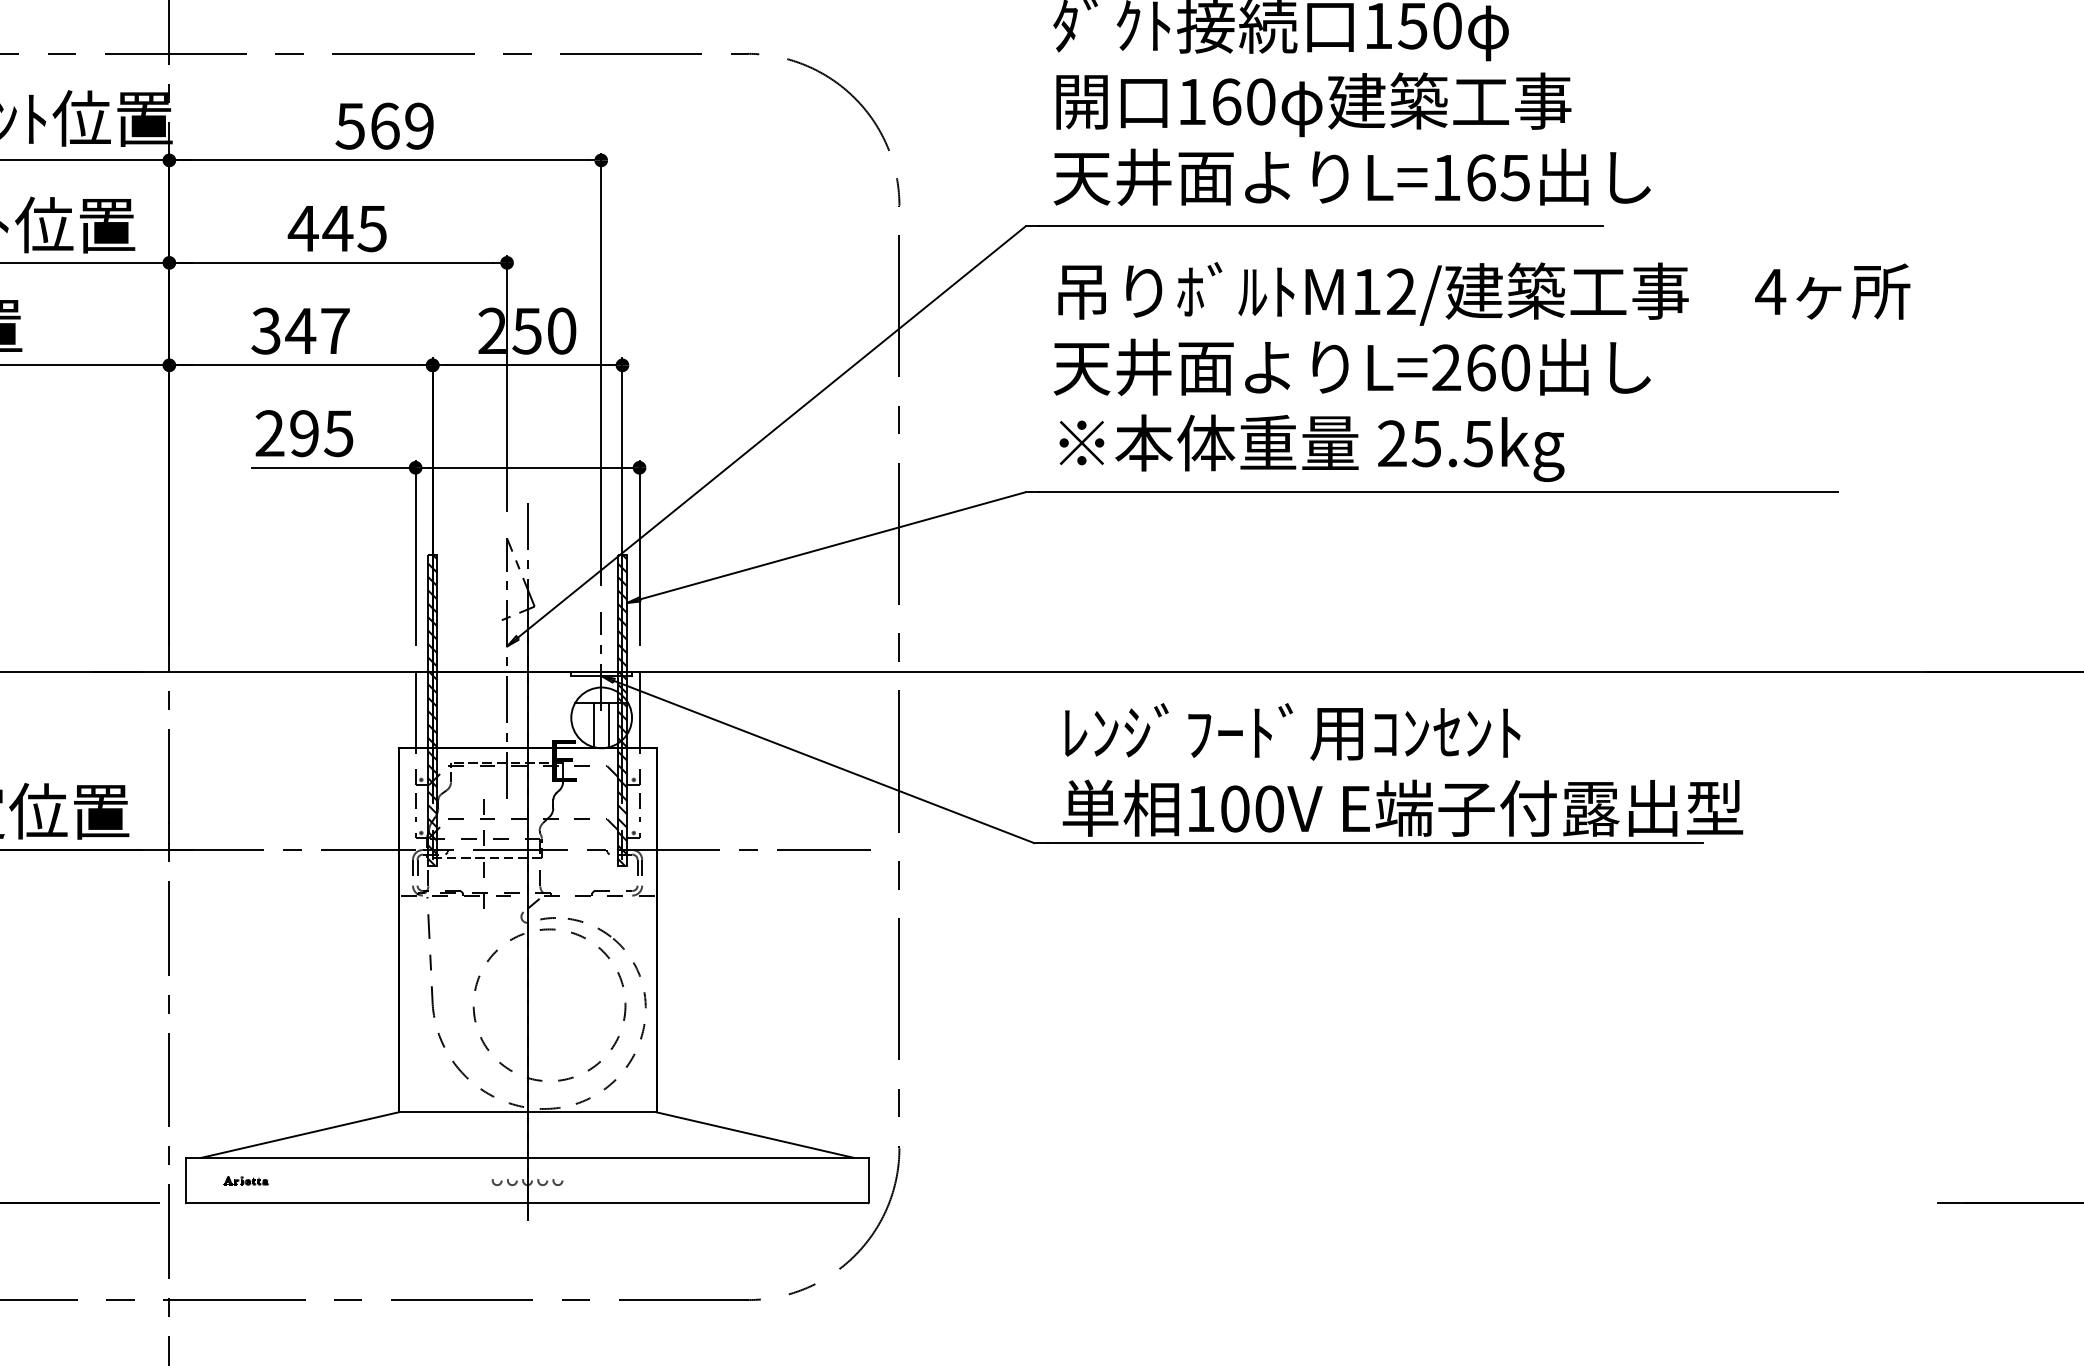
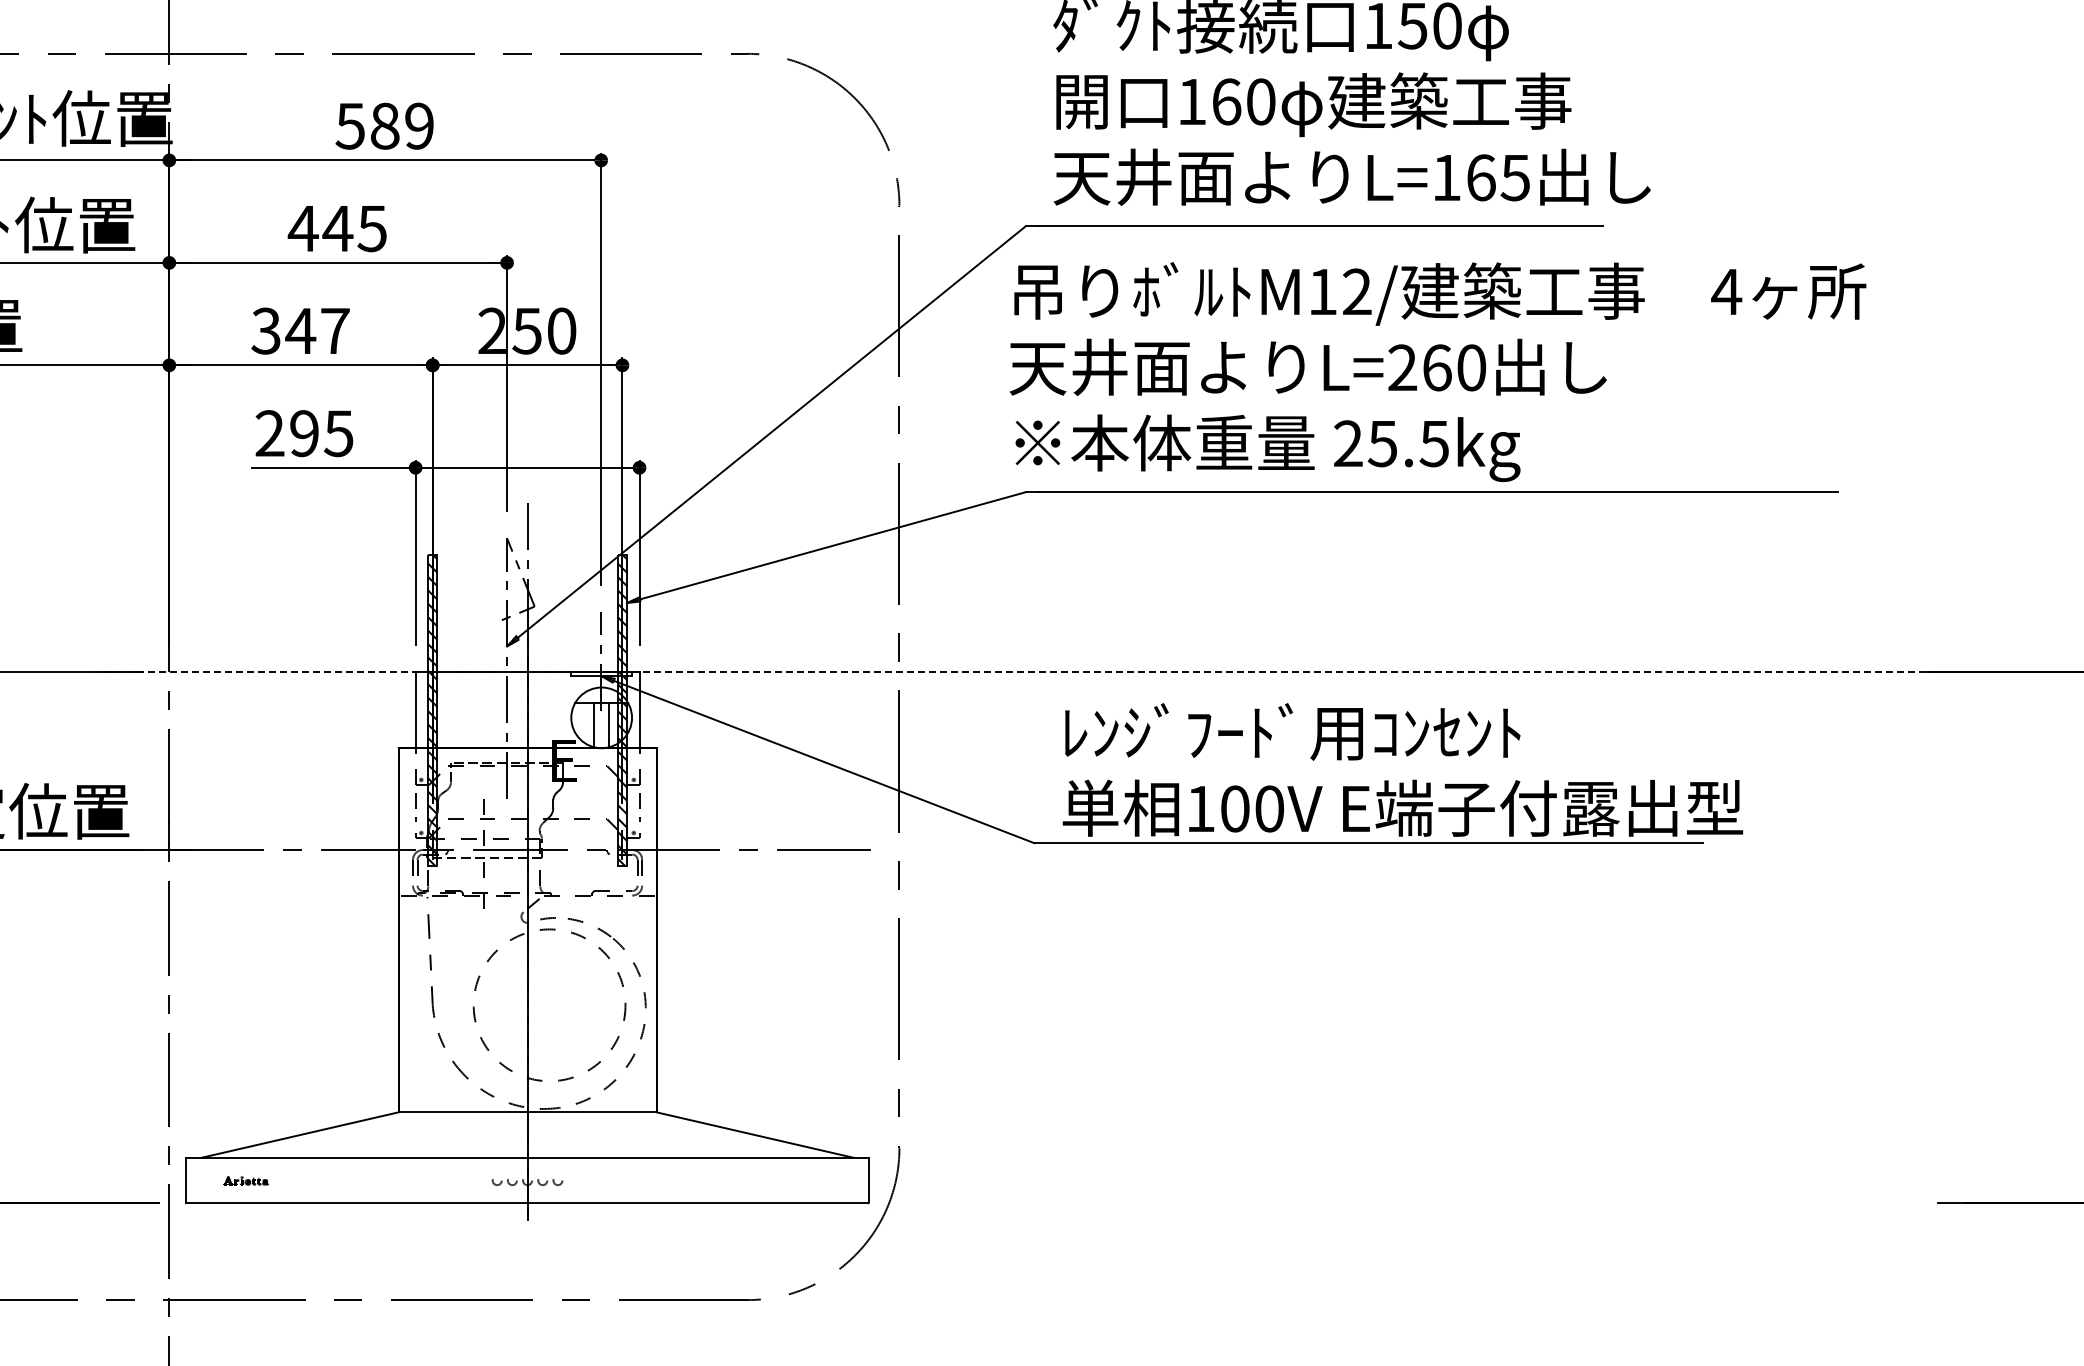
text: 569 -> 589 (385, 125)
text position: (1481, 371) -> (1437, 371) (1437, 371)
line: solid -> dashed (1088, 672)
